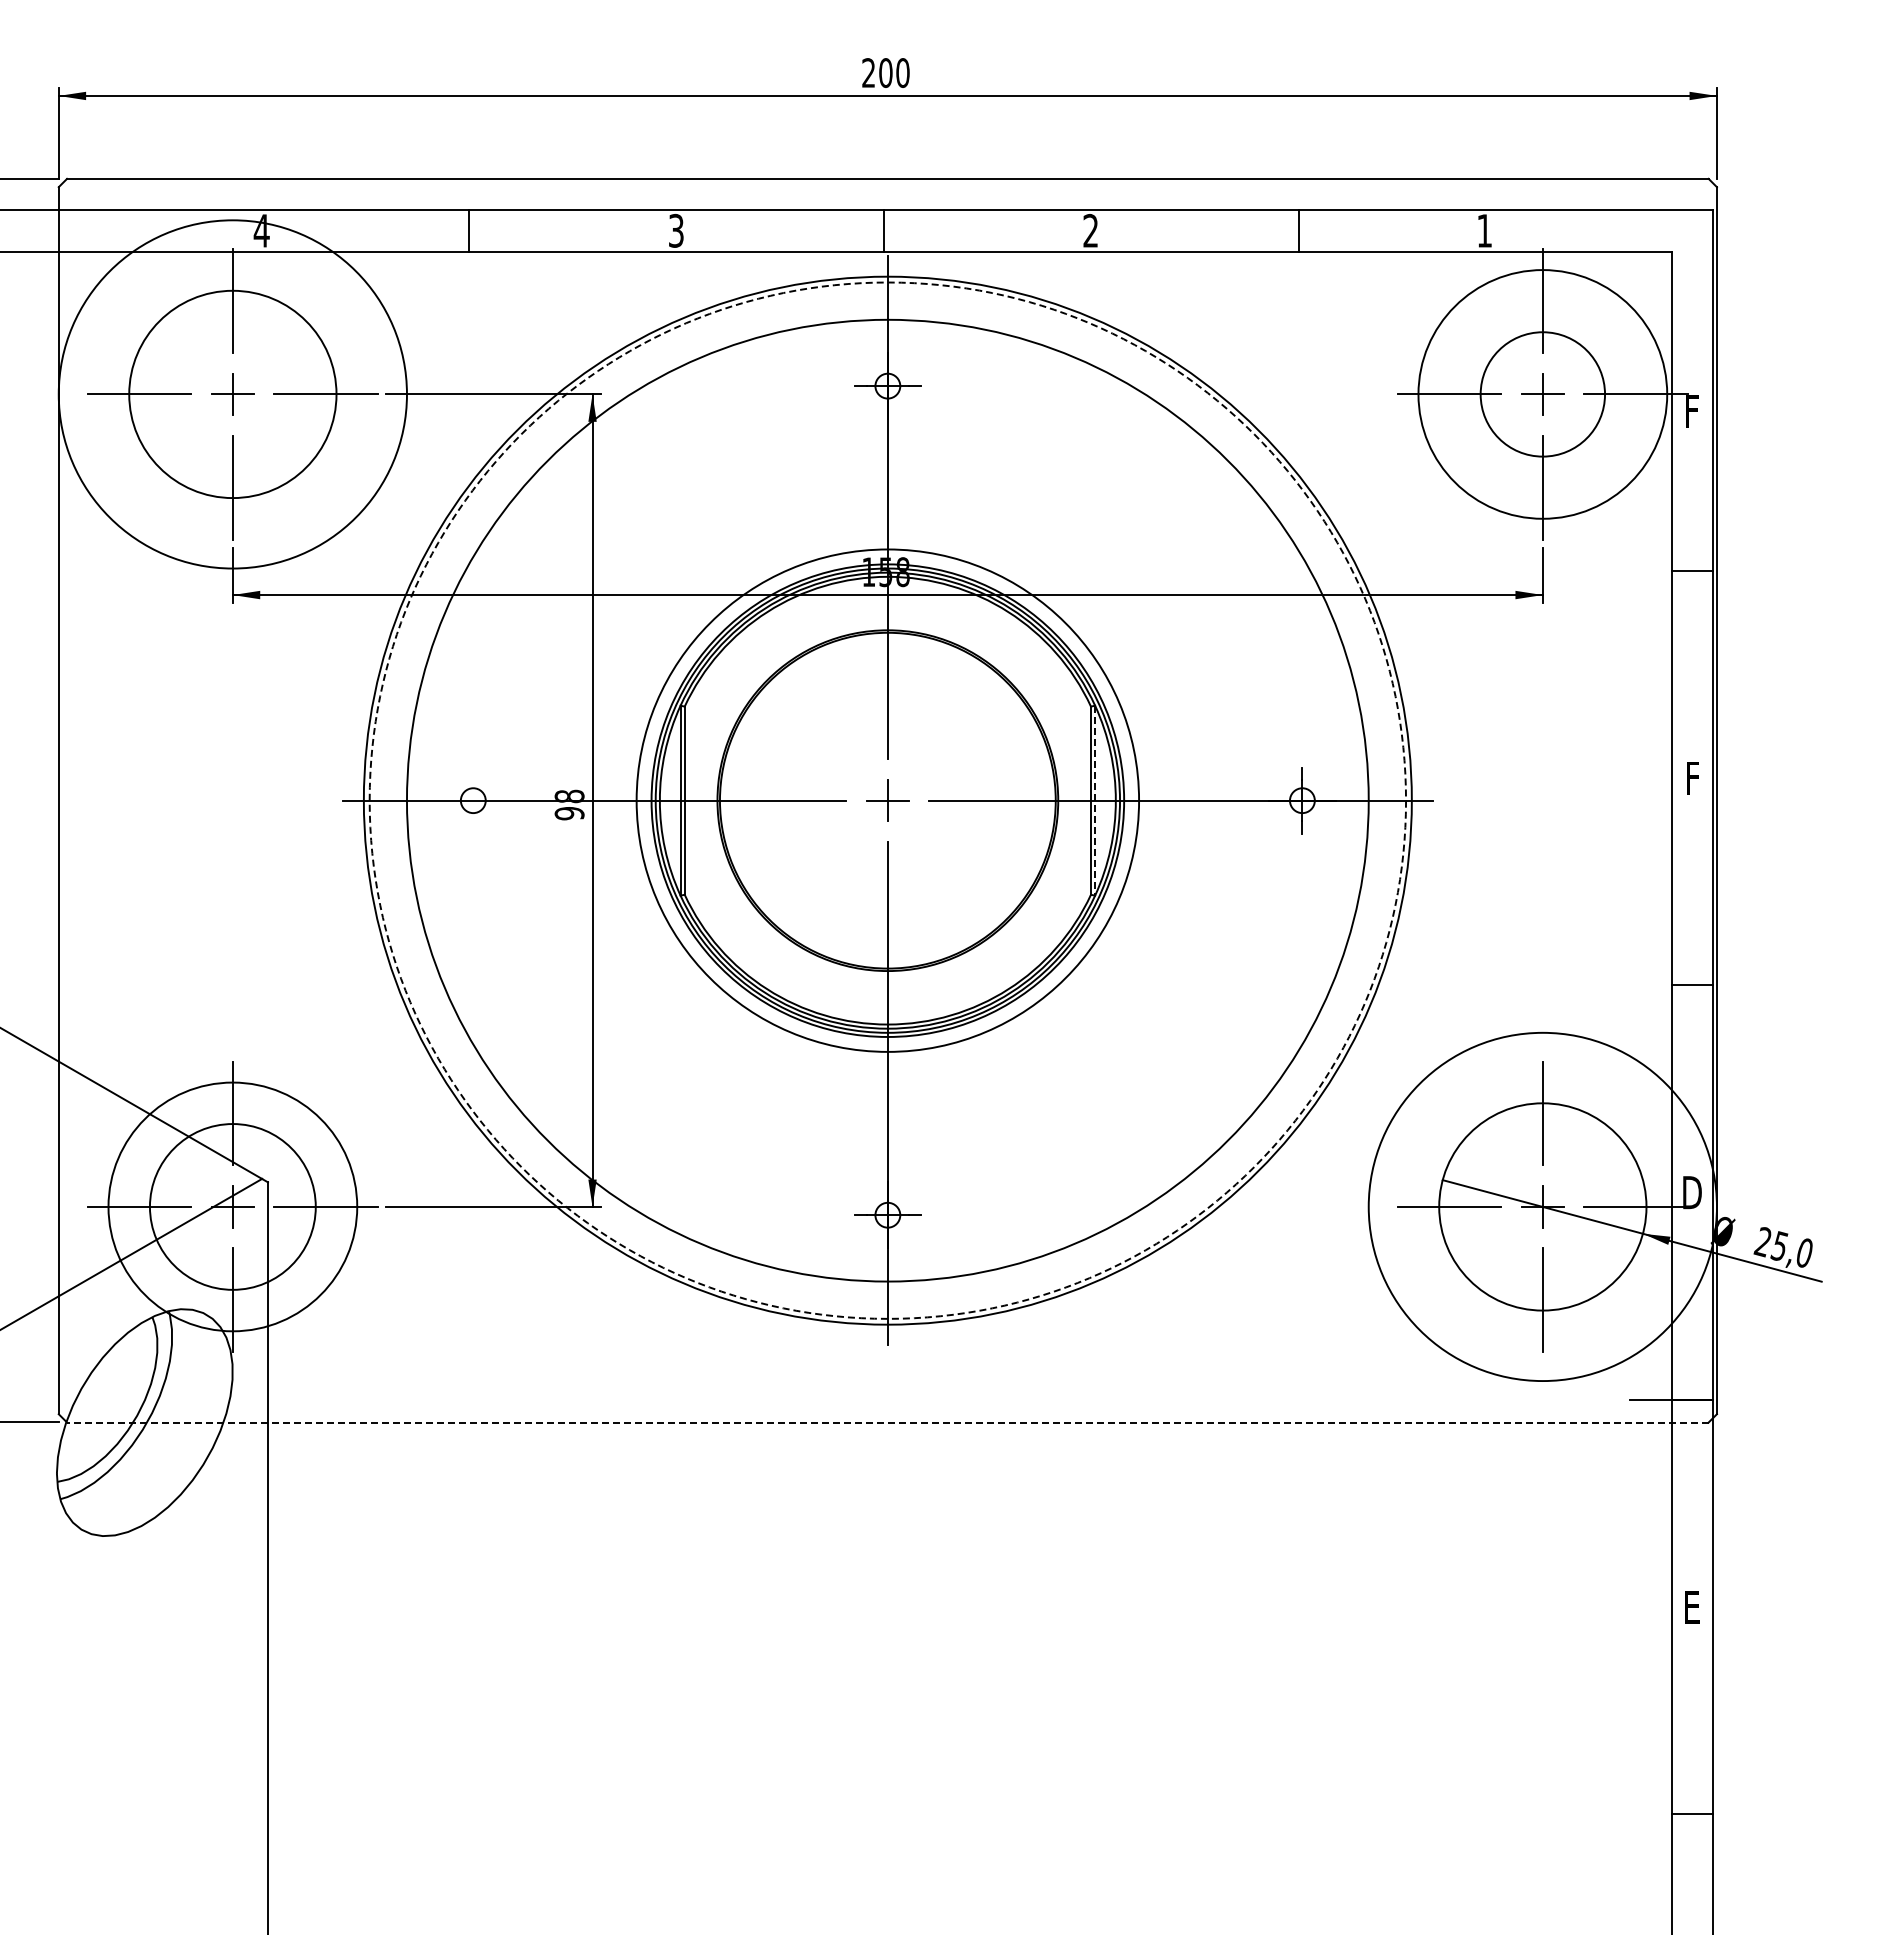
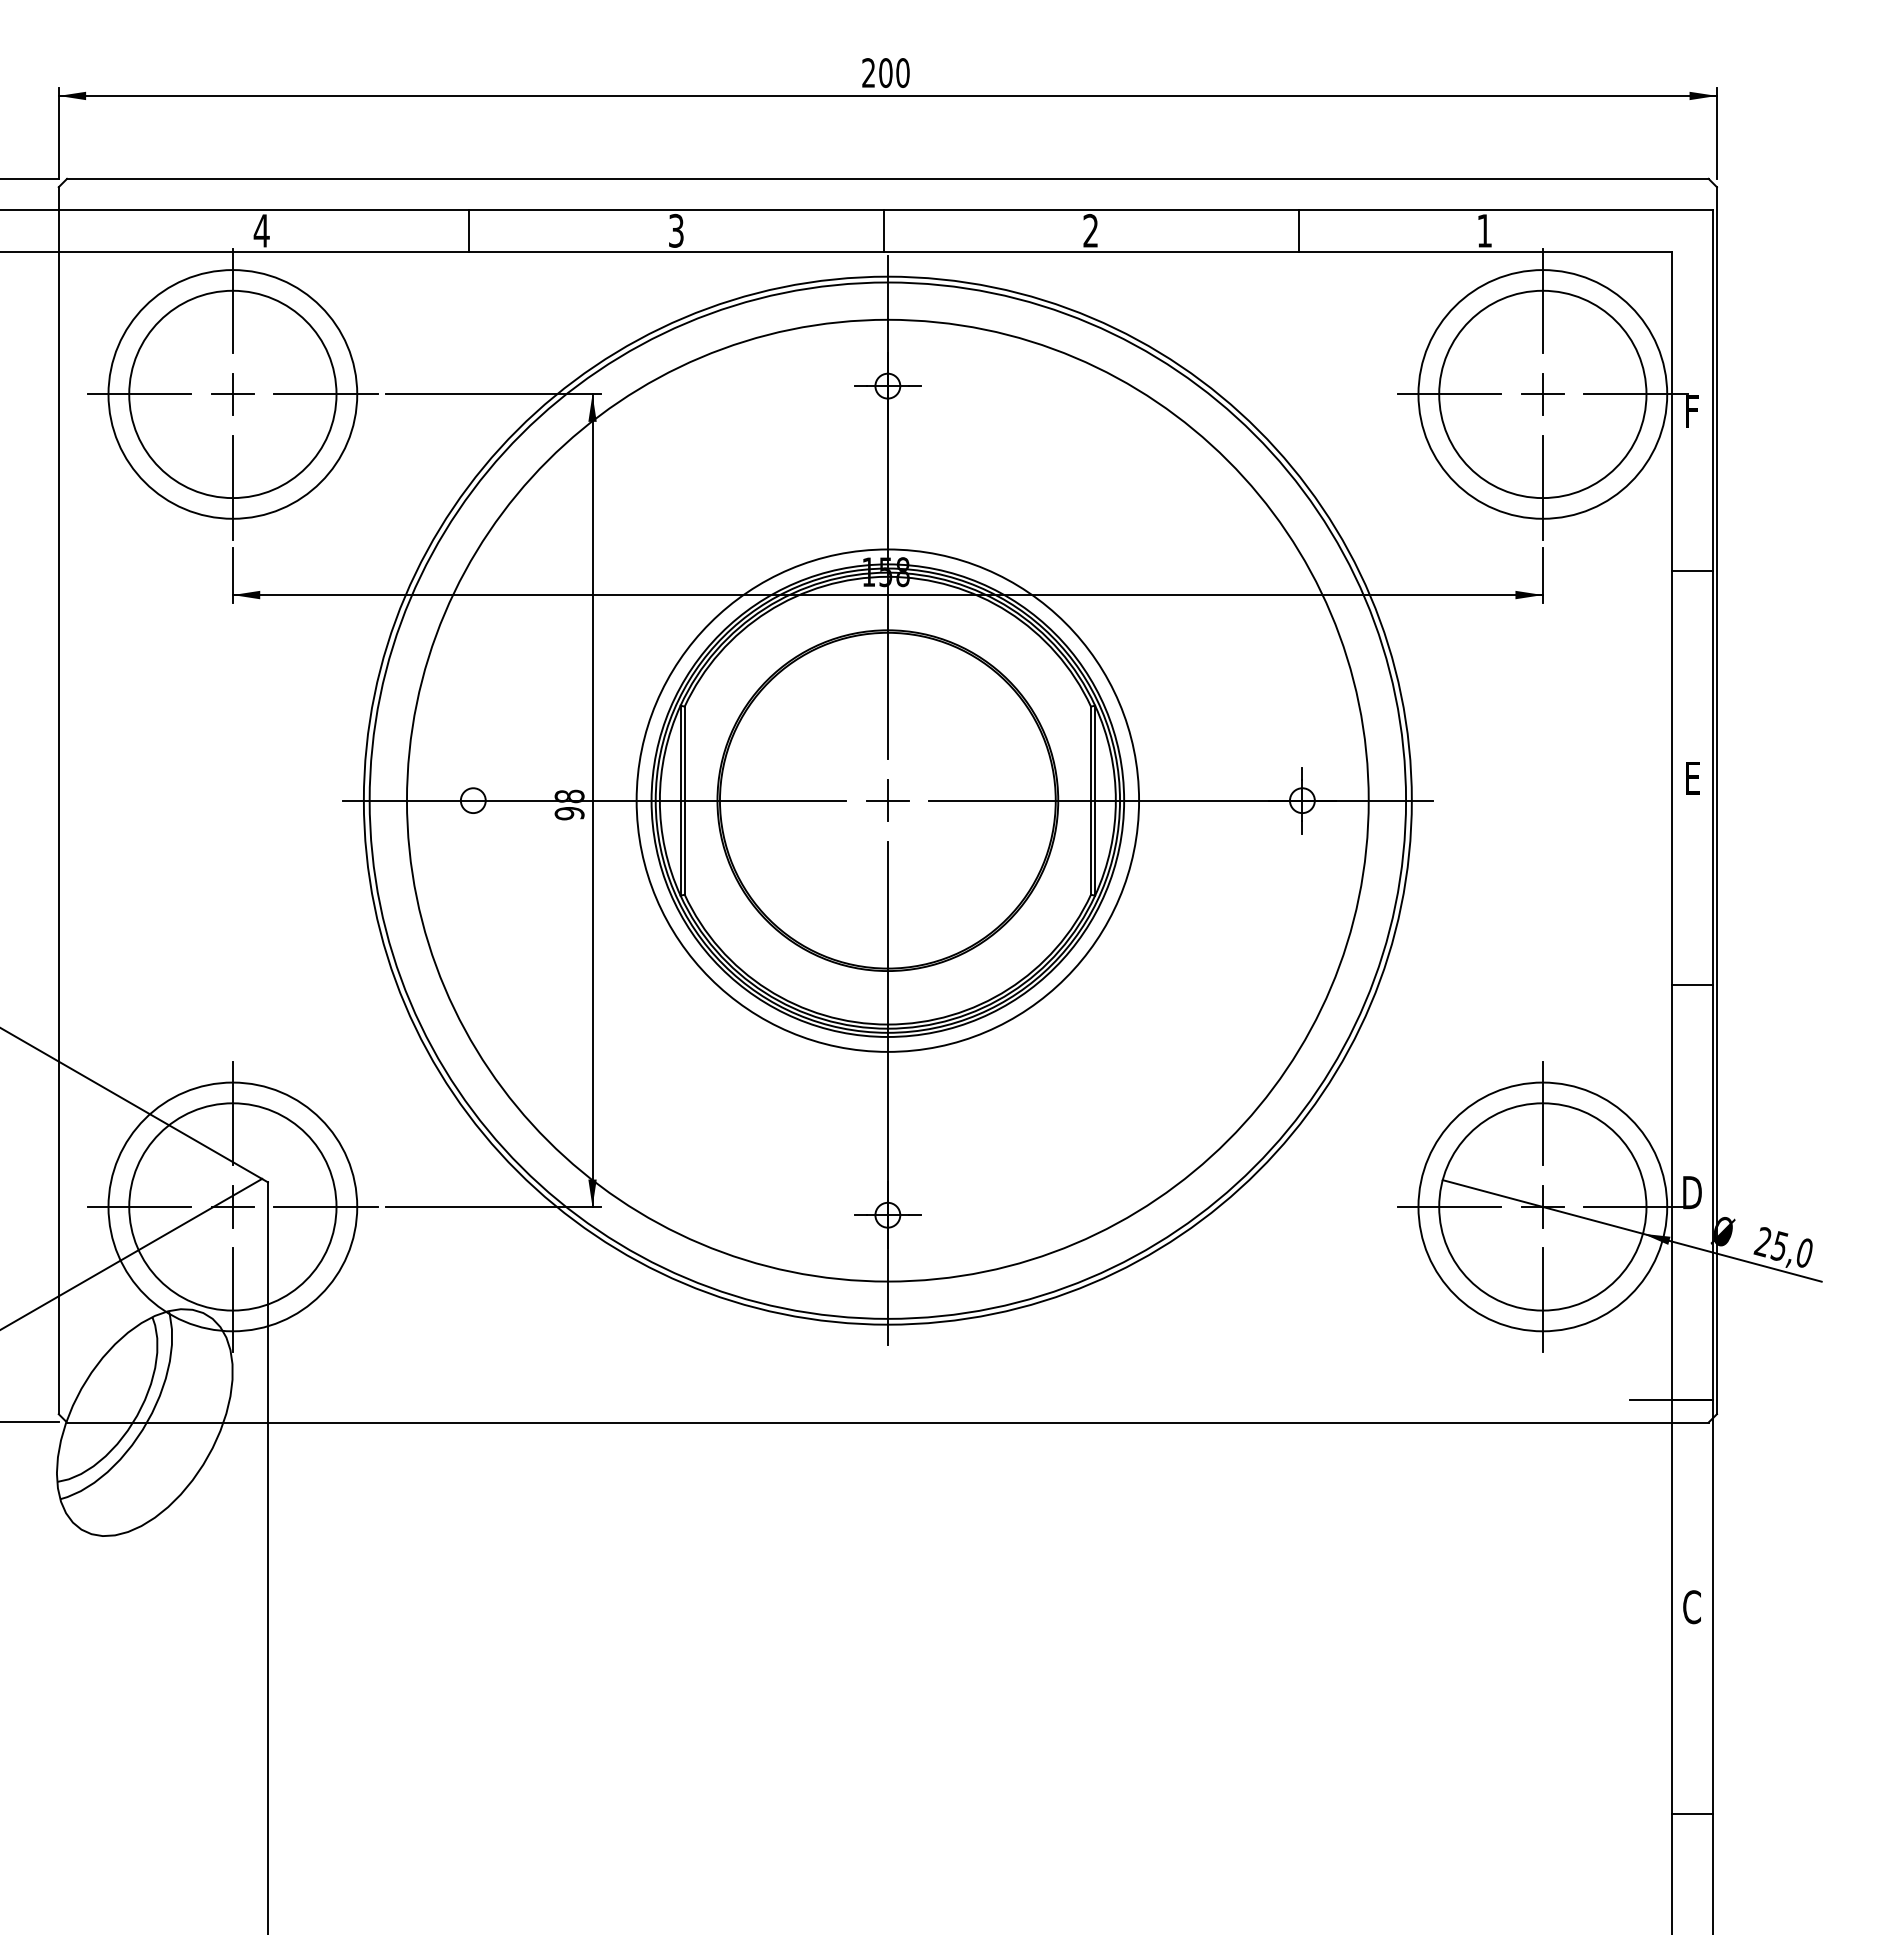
circle diameter: 348 px -> 249 px (232, 394)
circle diameter: 124 px -> 207 px (1542, 394)
text: F -> E (1692, 778)
circle: dashed -> solid (887, 800)
line: dashed -> solid (1095, 800)
circle diameter: 166 px -> 207 px (232, 1206)
circle diameter: 348 px -> 249 px (1542, 1206)
line: dashed -> solid (887, 1422)
text: E -> C (1691, 1607)
